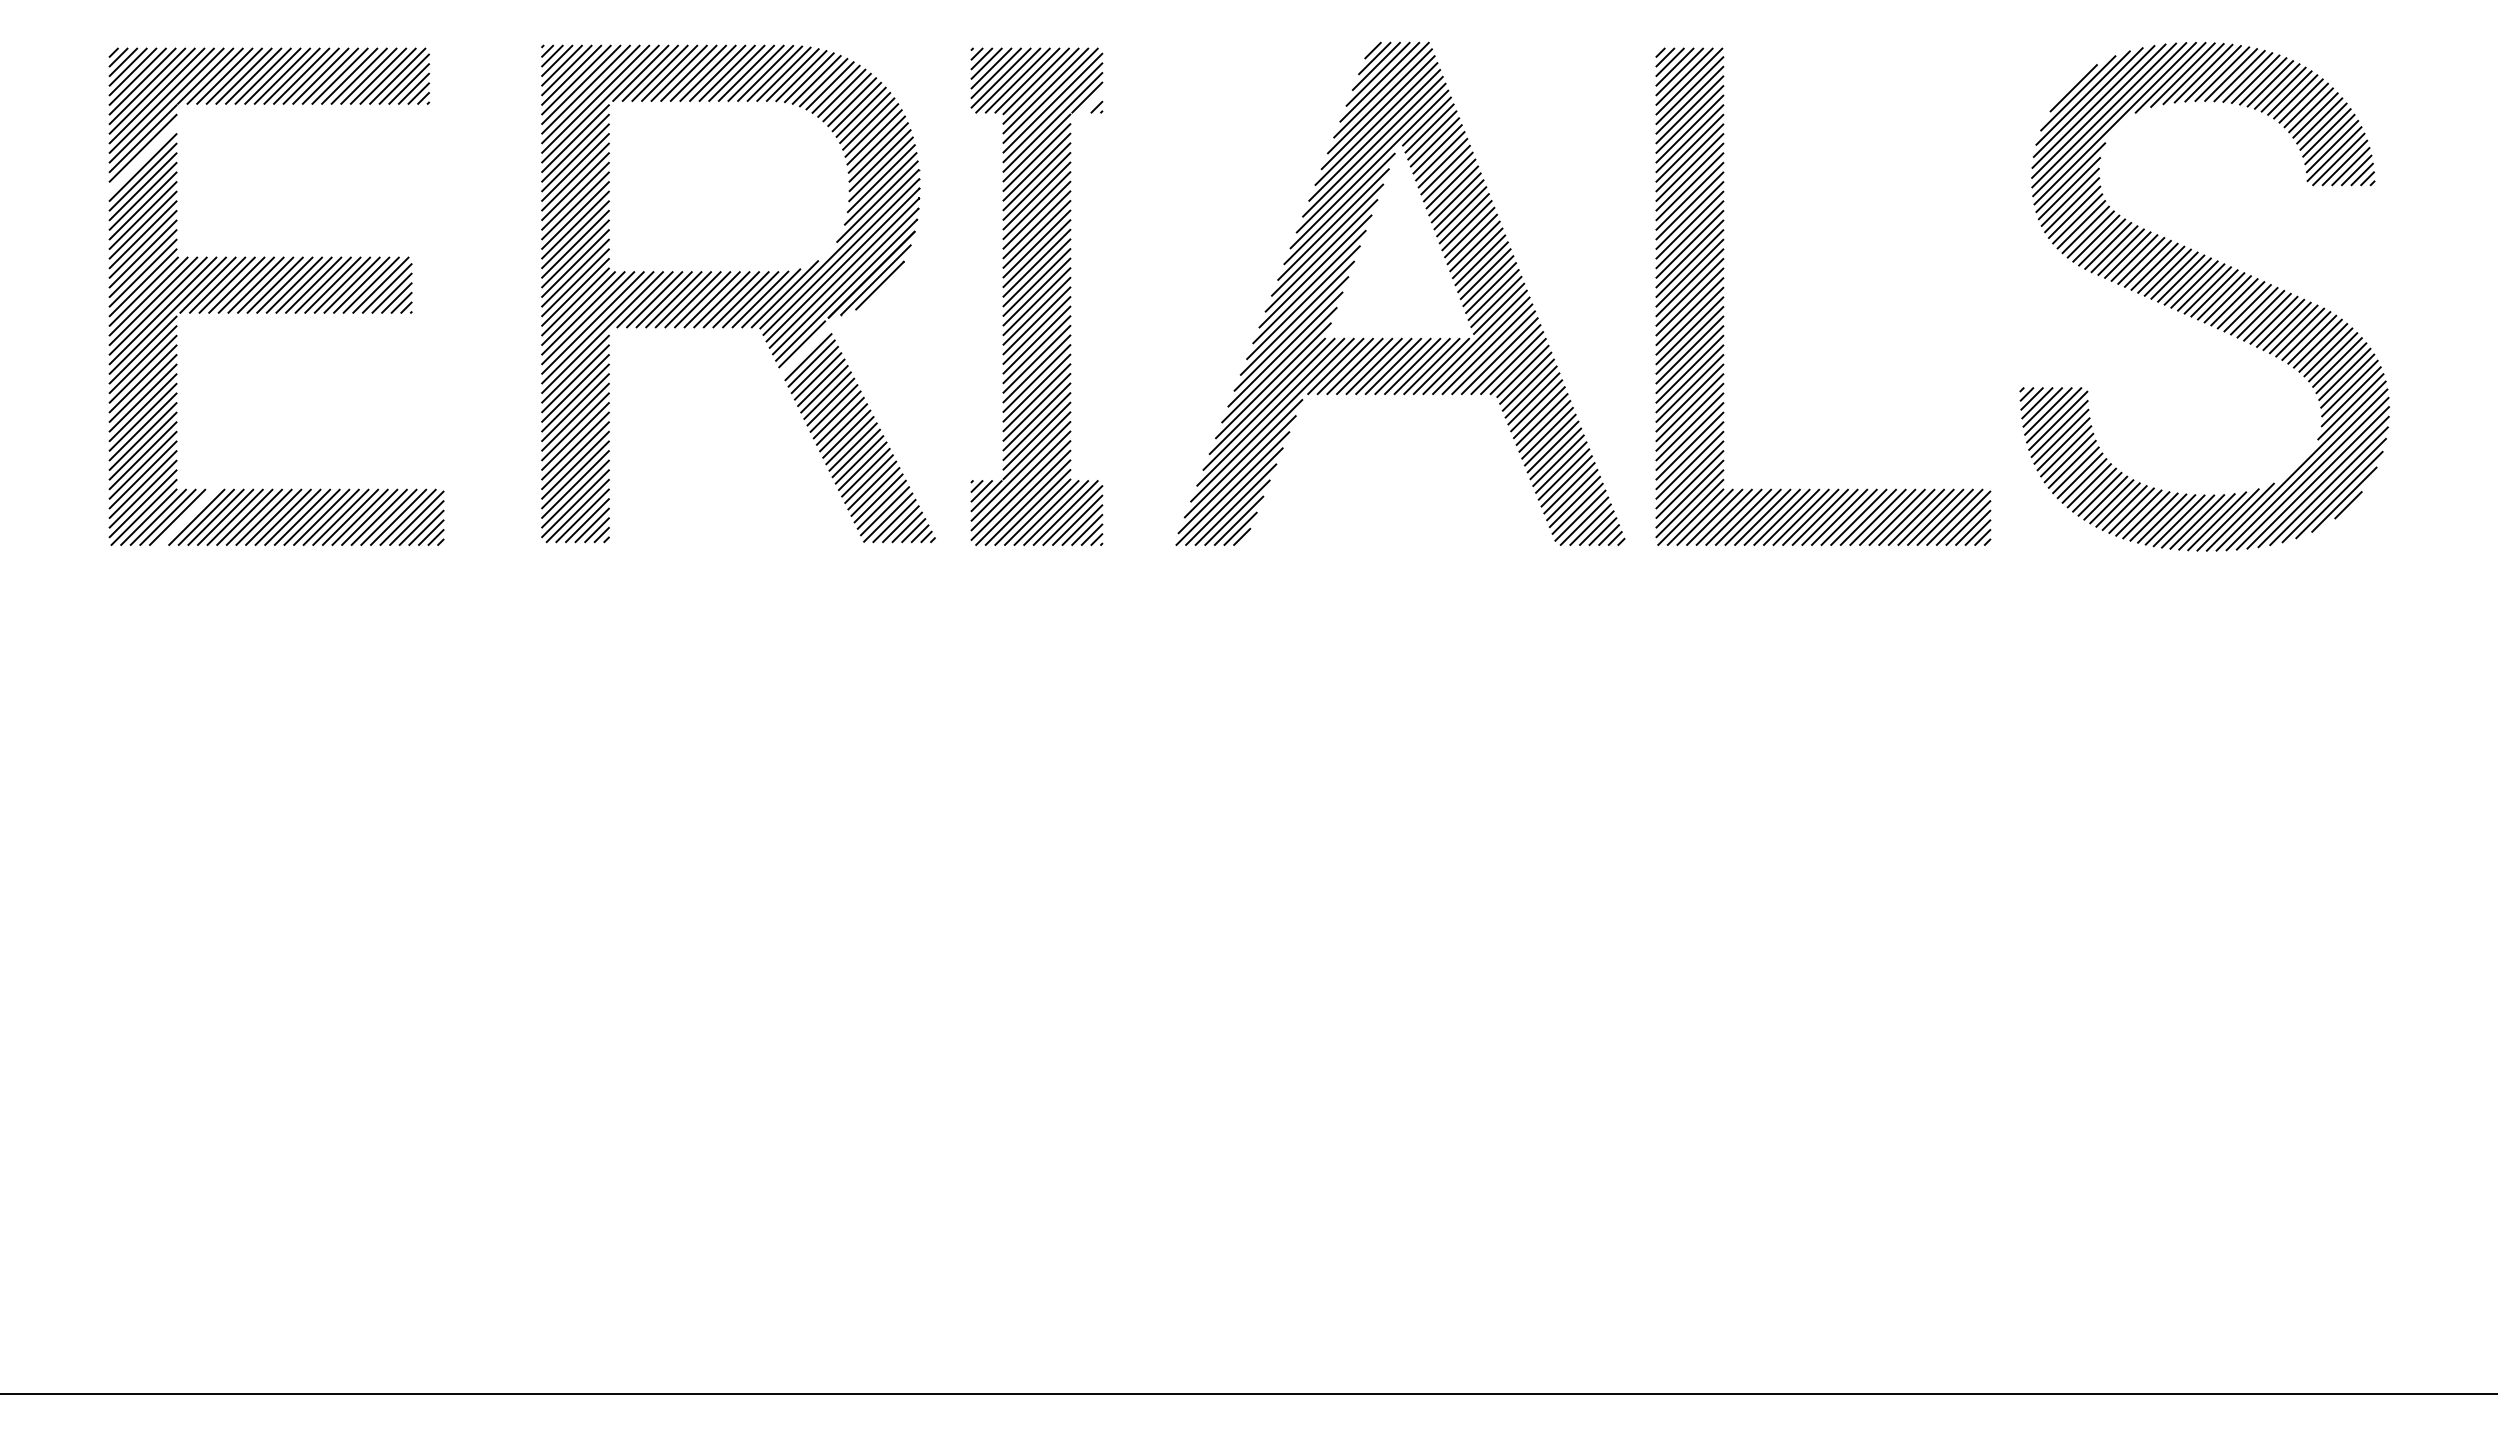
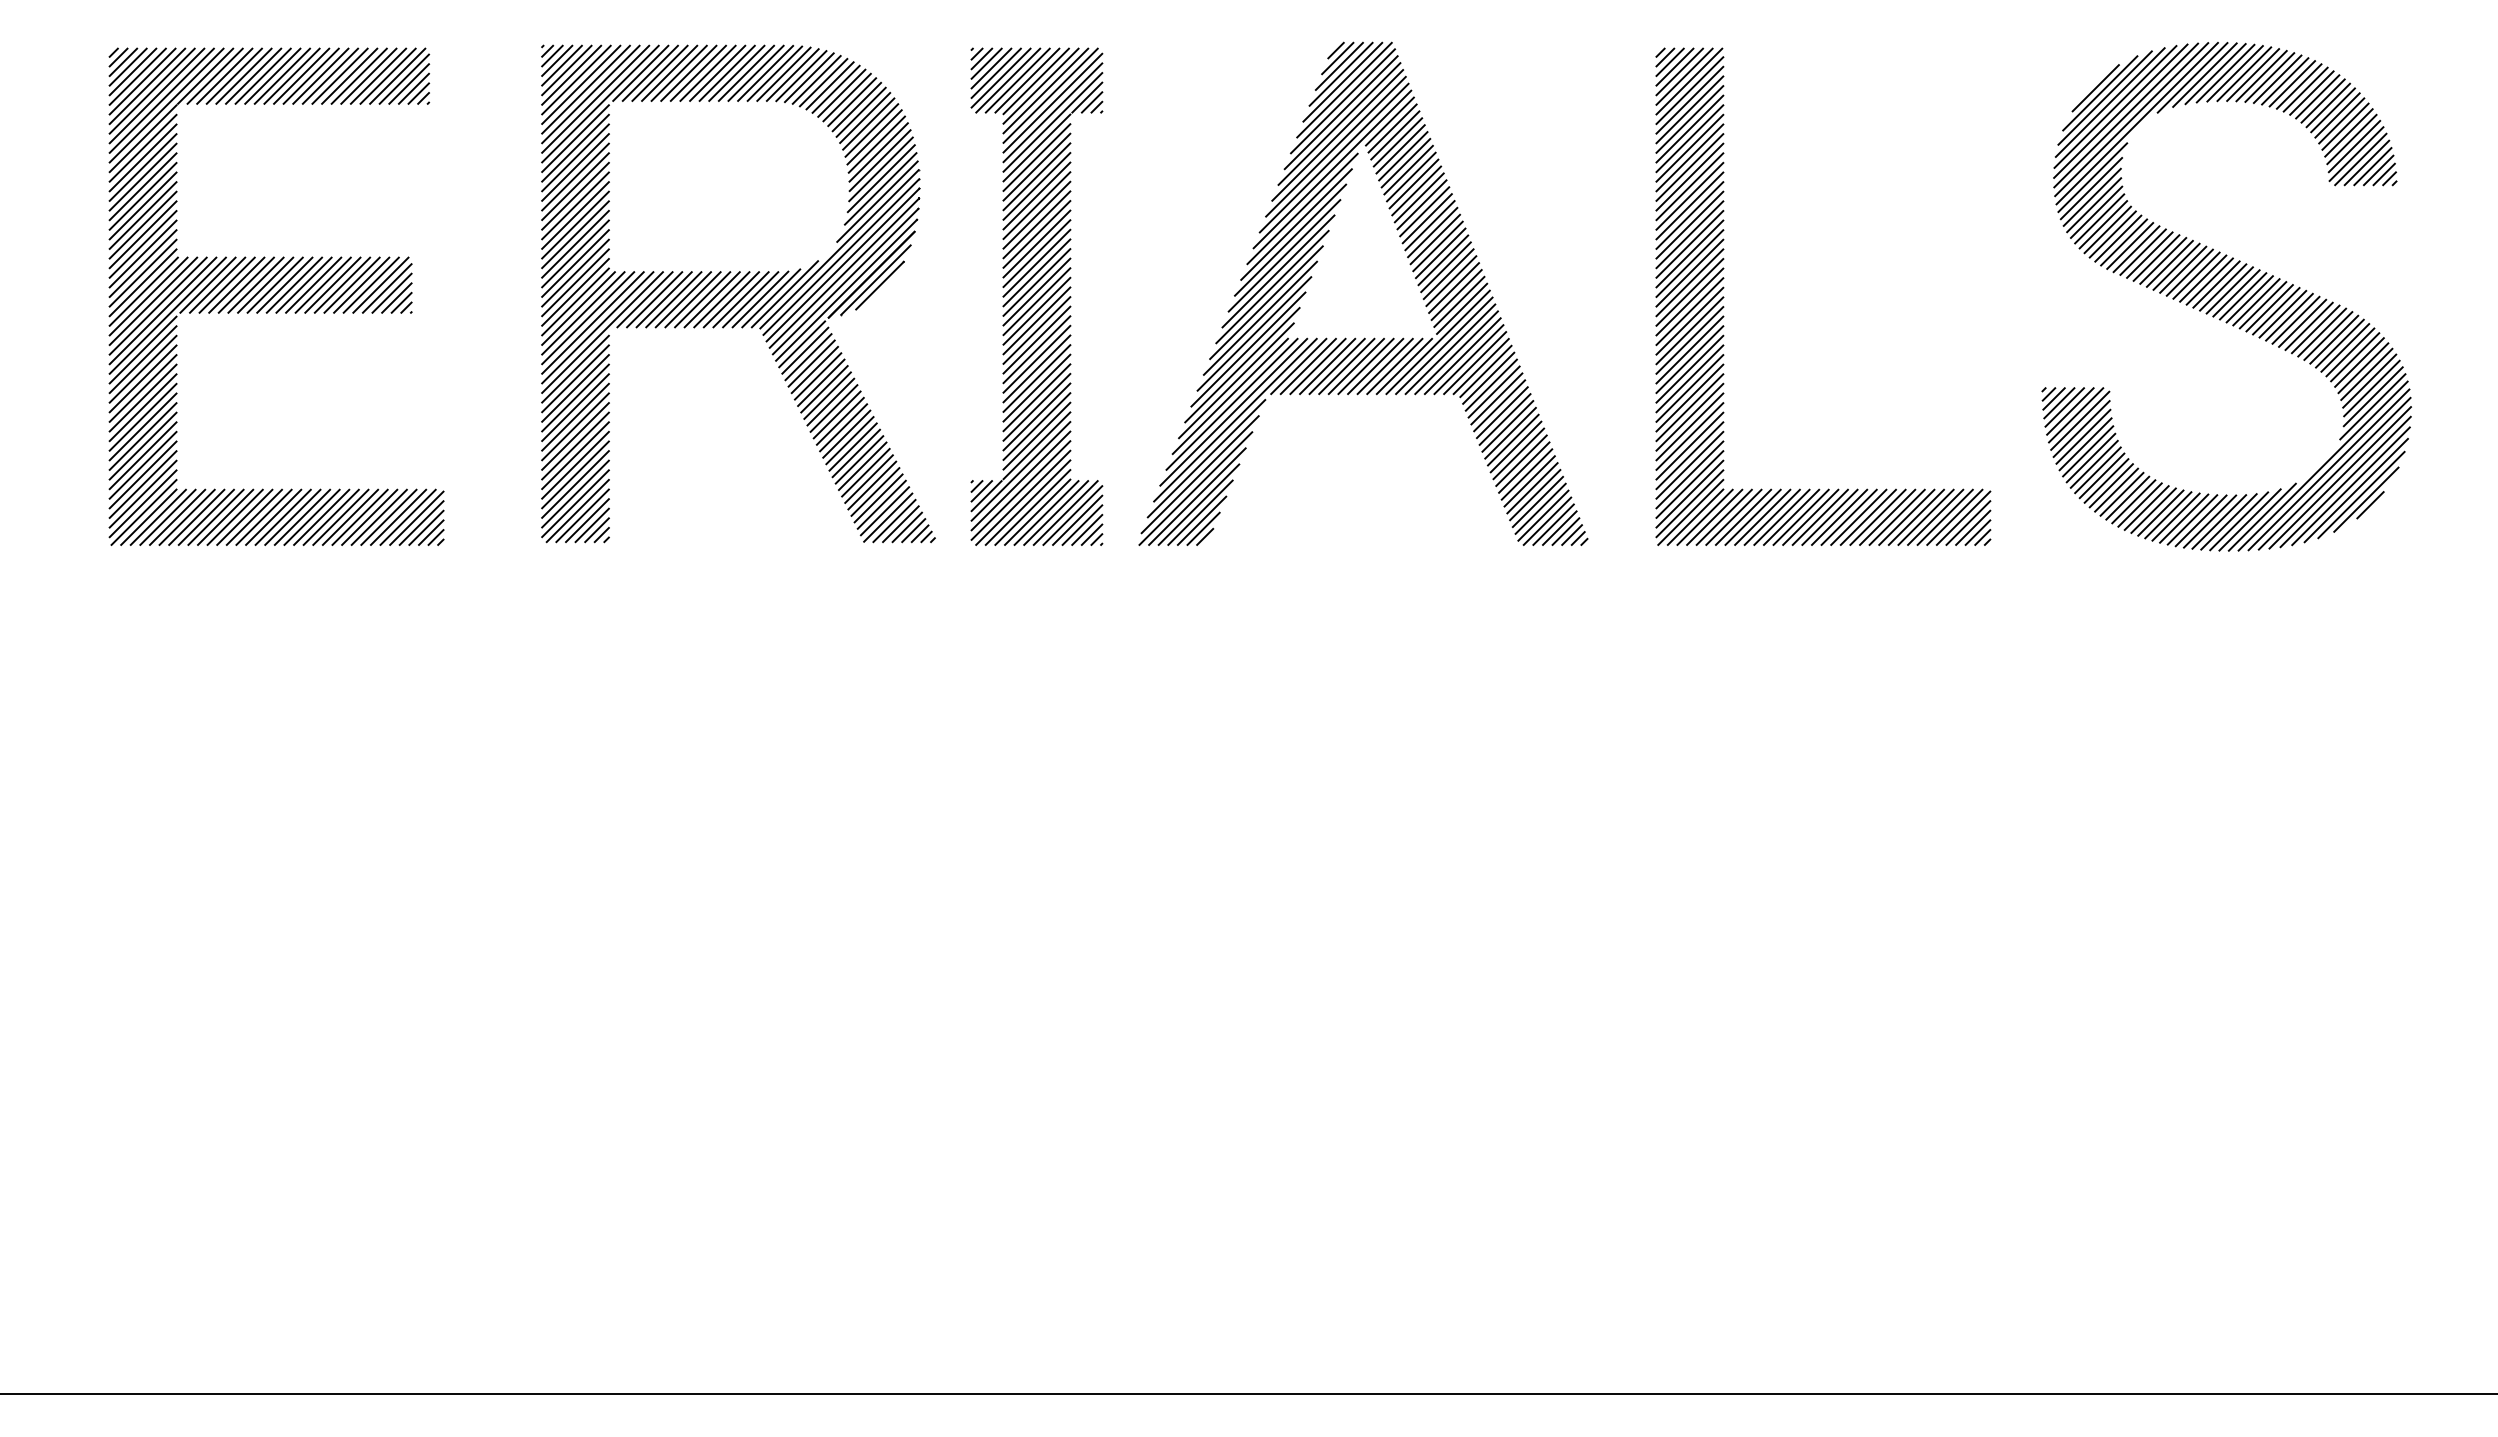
line: none -> present (1091, 102)
line: none -> present (142, 157)
part position: (2204, 296) -> (2226, 296) (2226, 296)
part position: (1401, 337) -> (1364, 337) (1364, 337)
line: none -> present (805, 350)
line: none -> present (186, 516)
